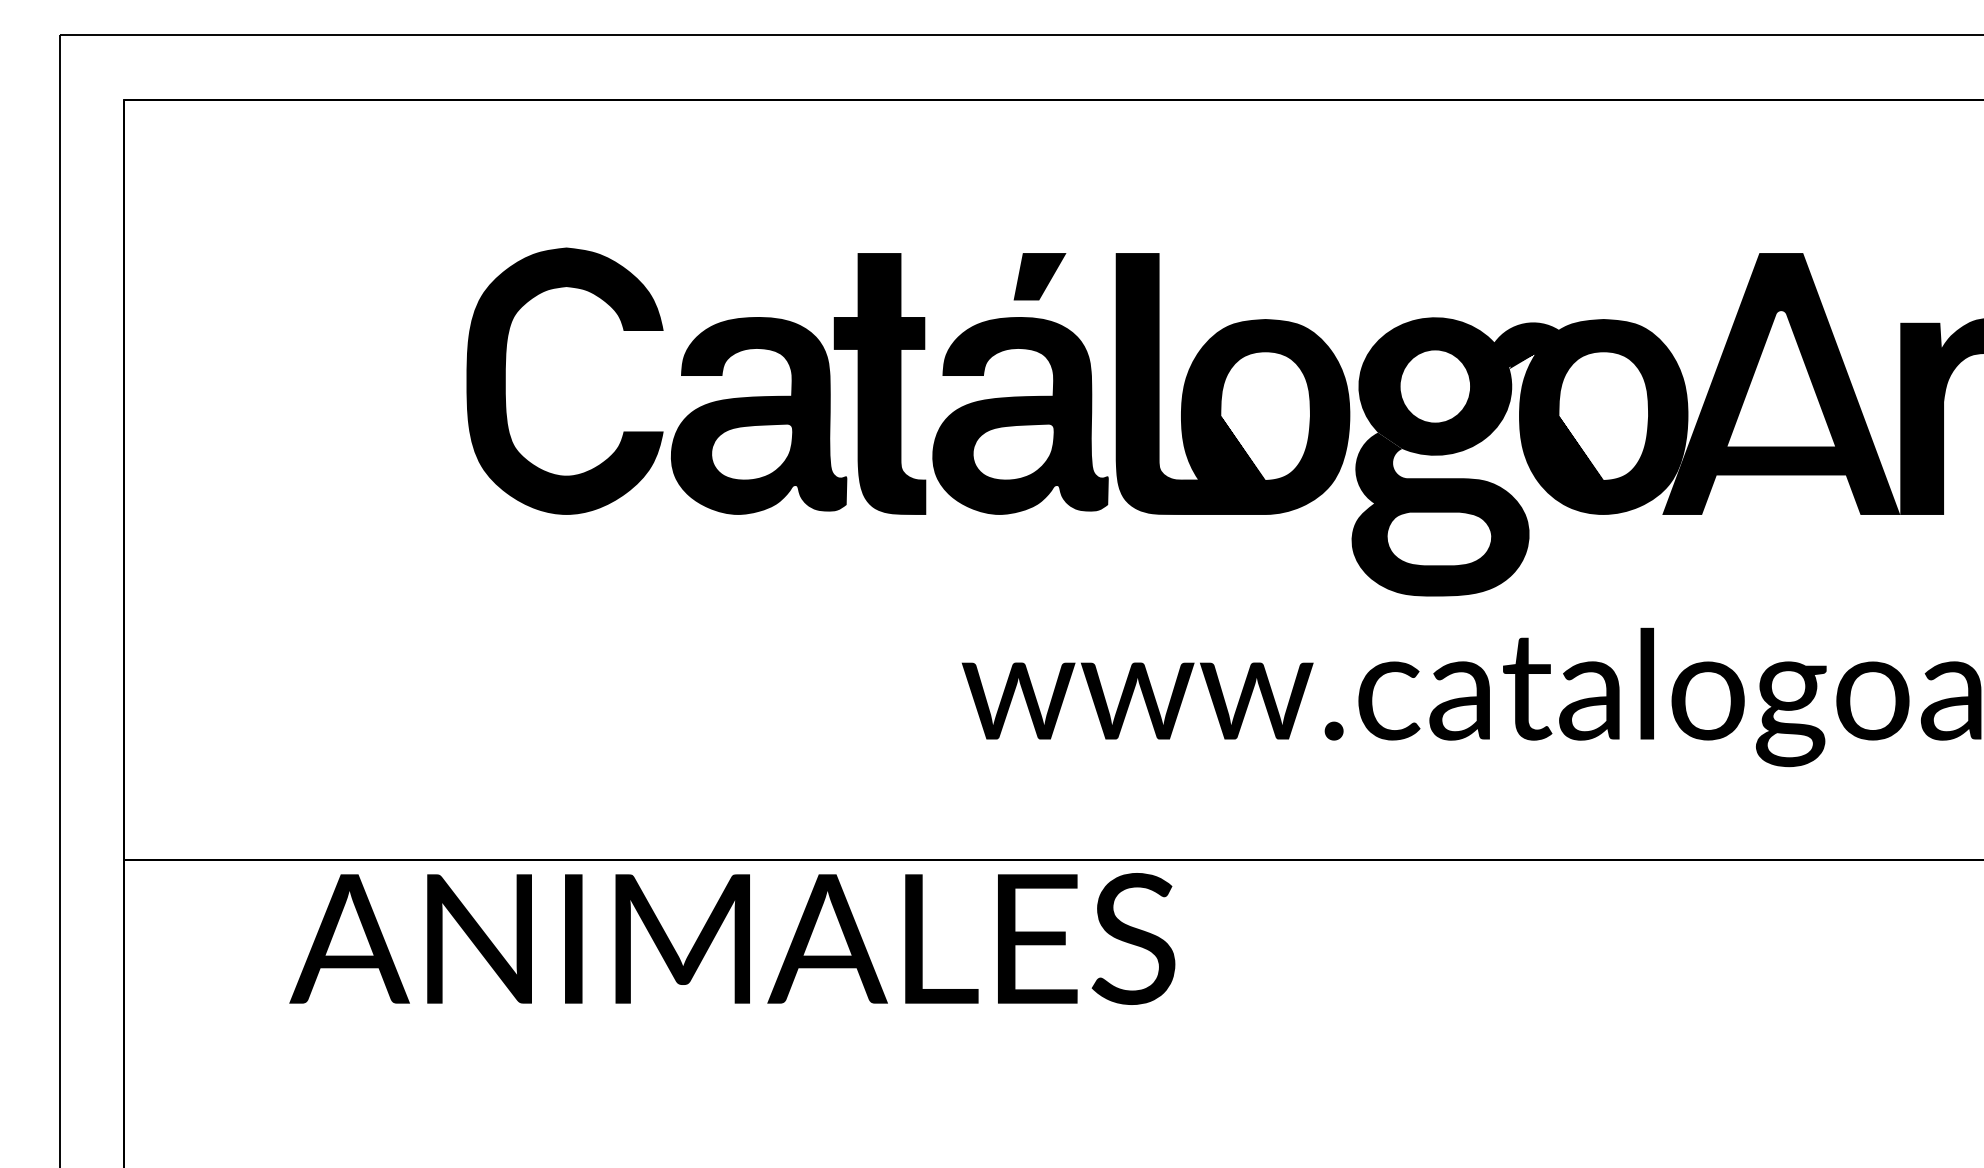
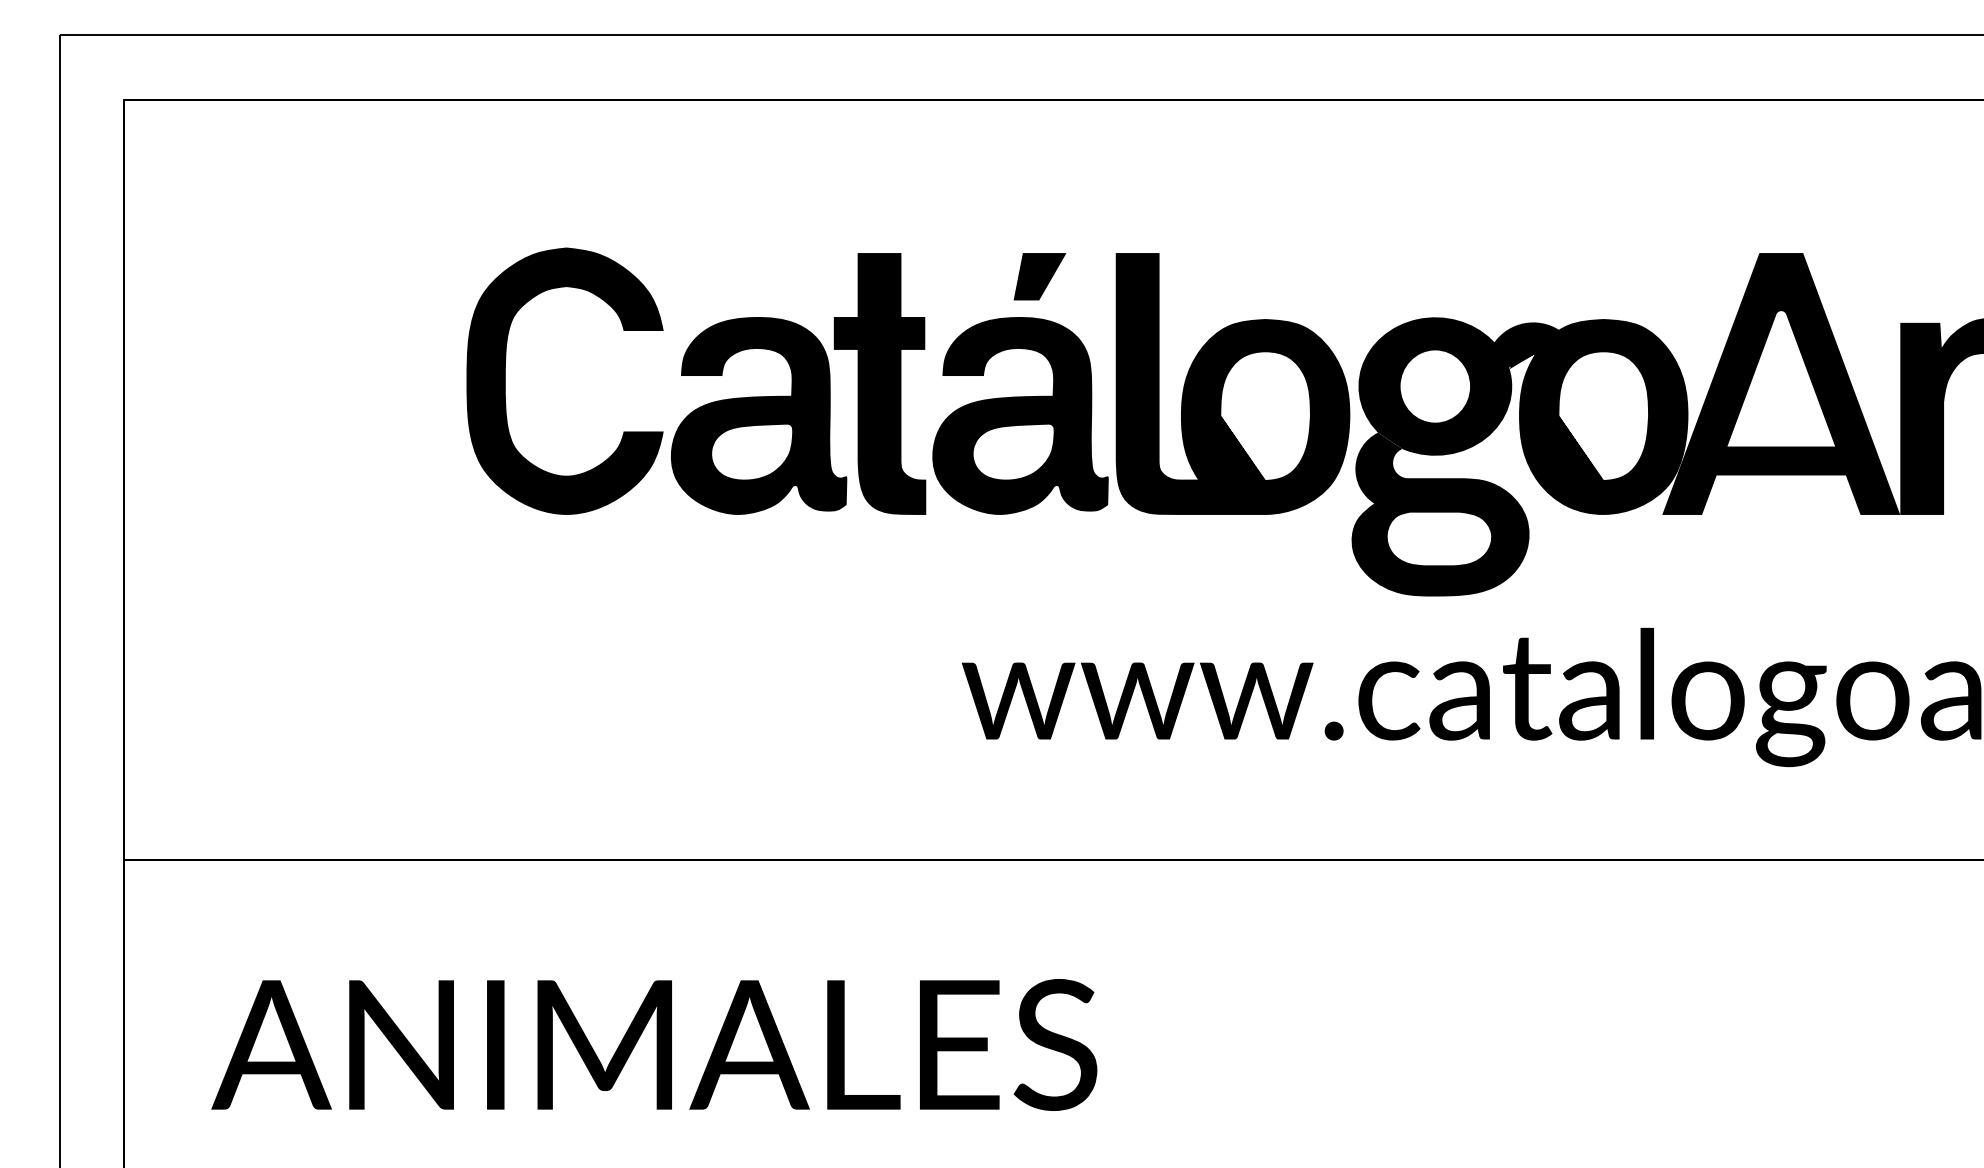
text position: (732, 938) -> (654, 1044) (654, 1044)
